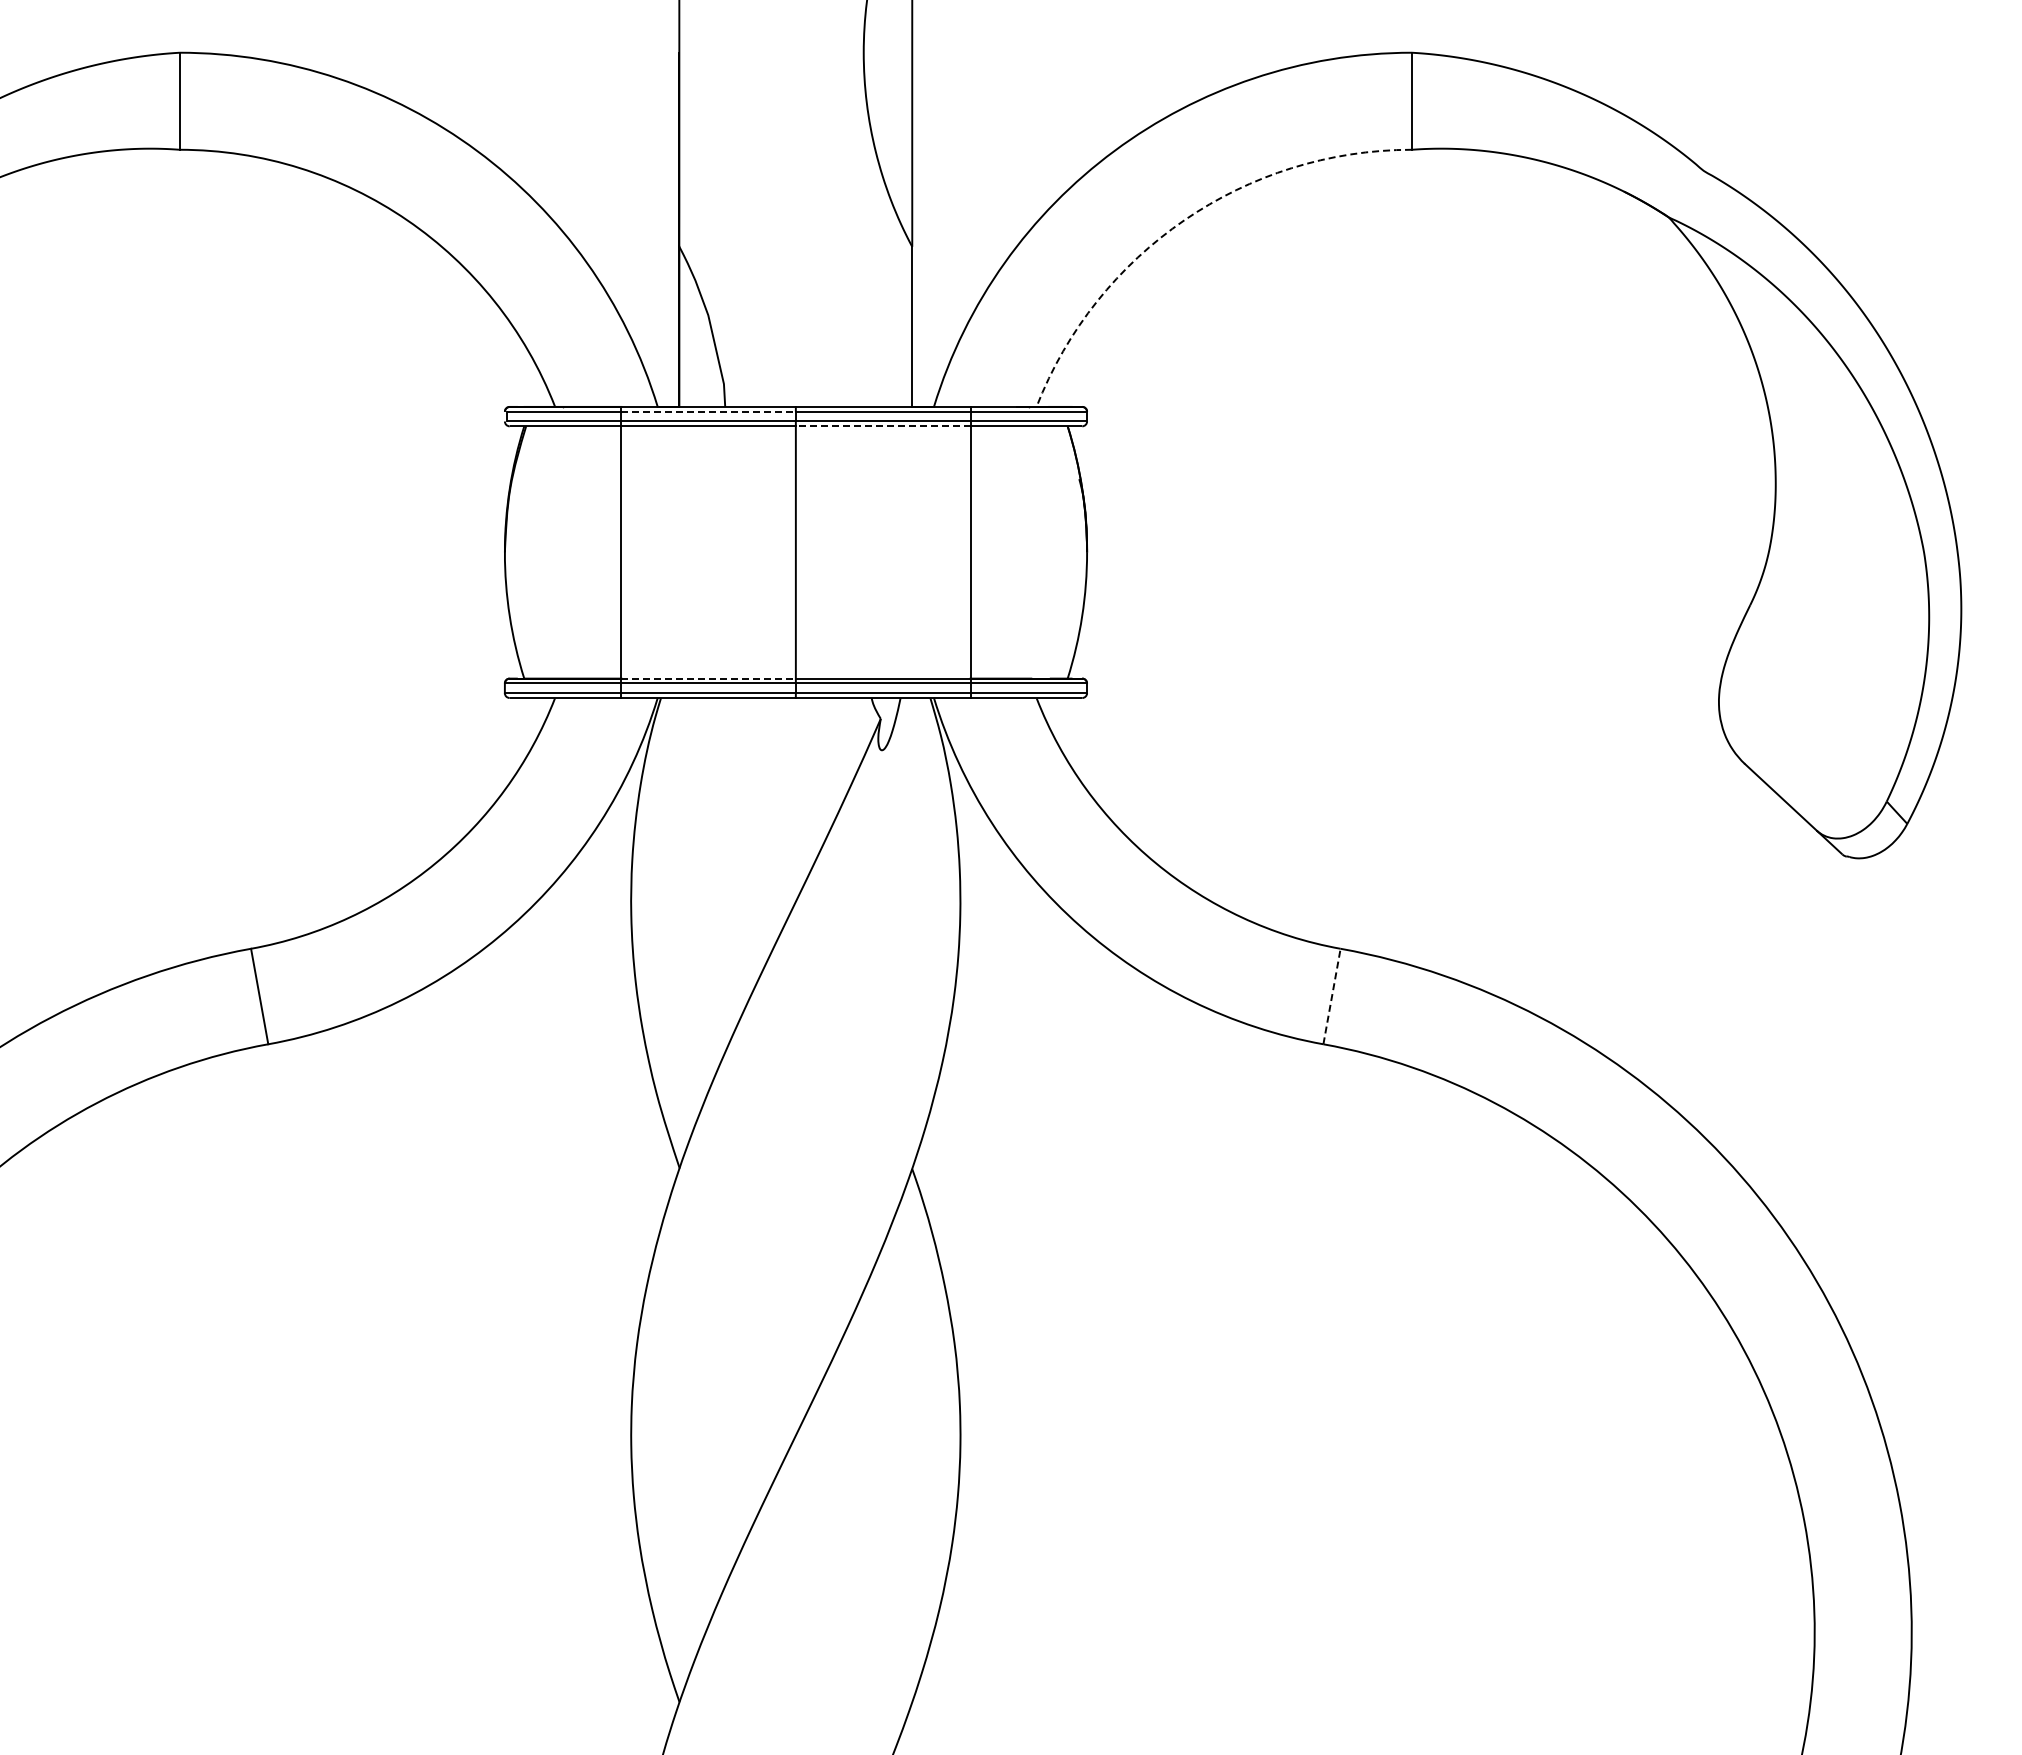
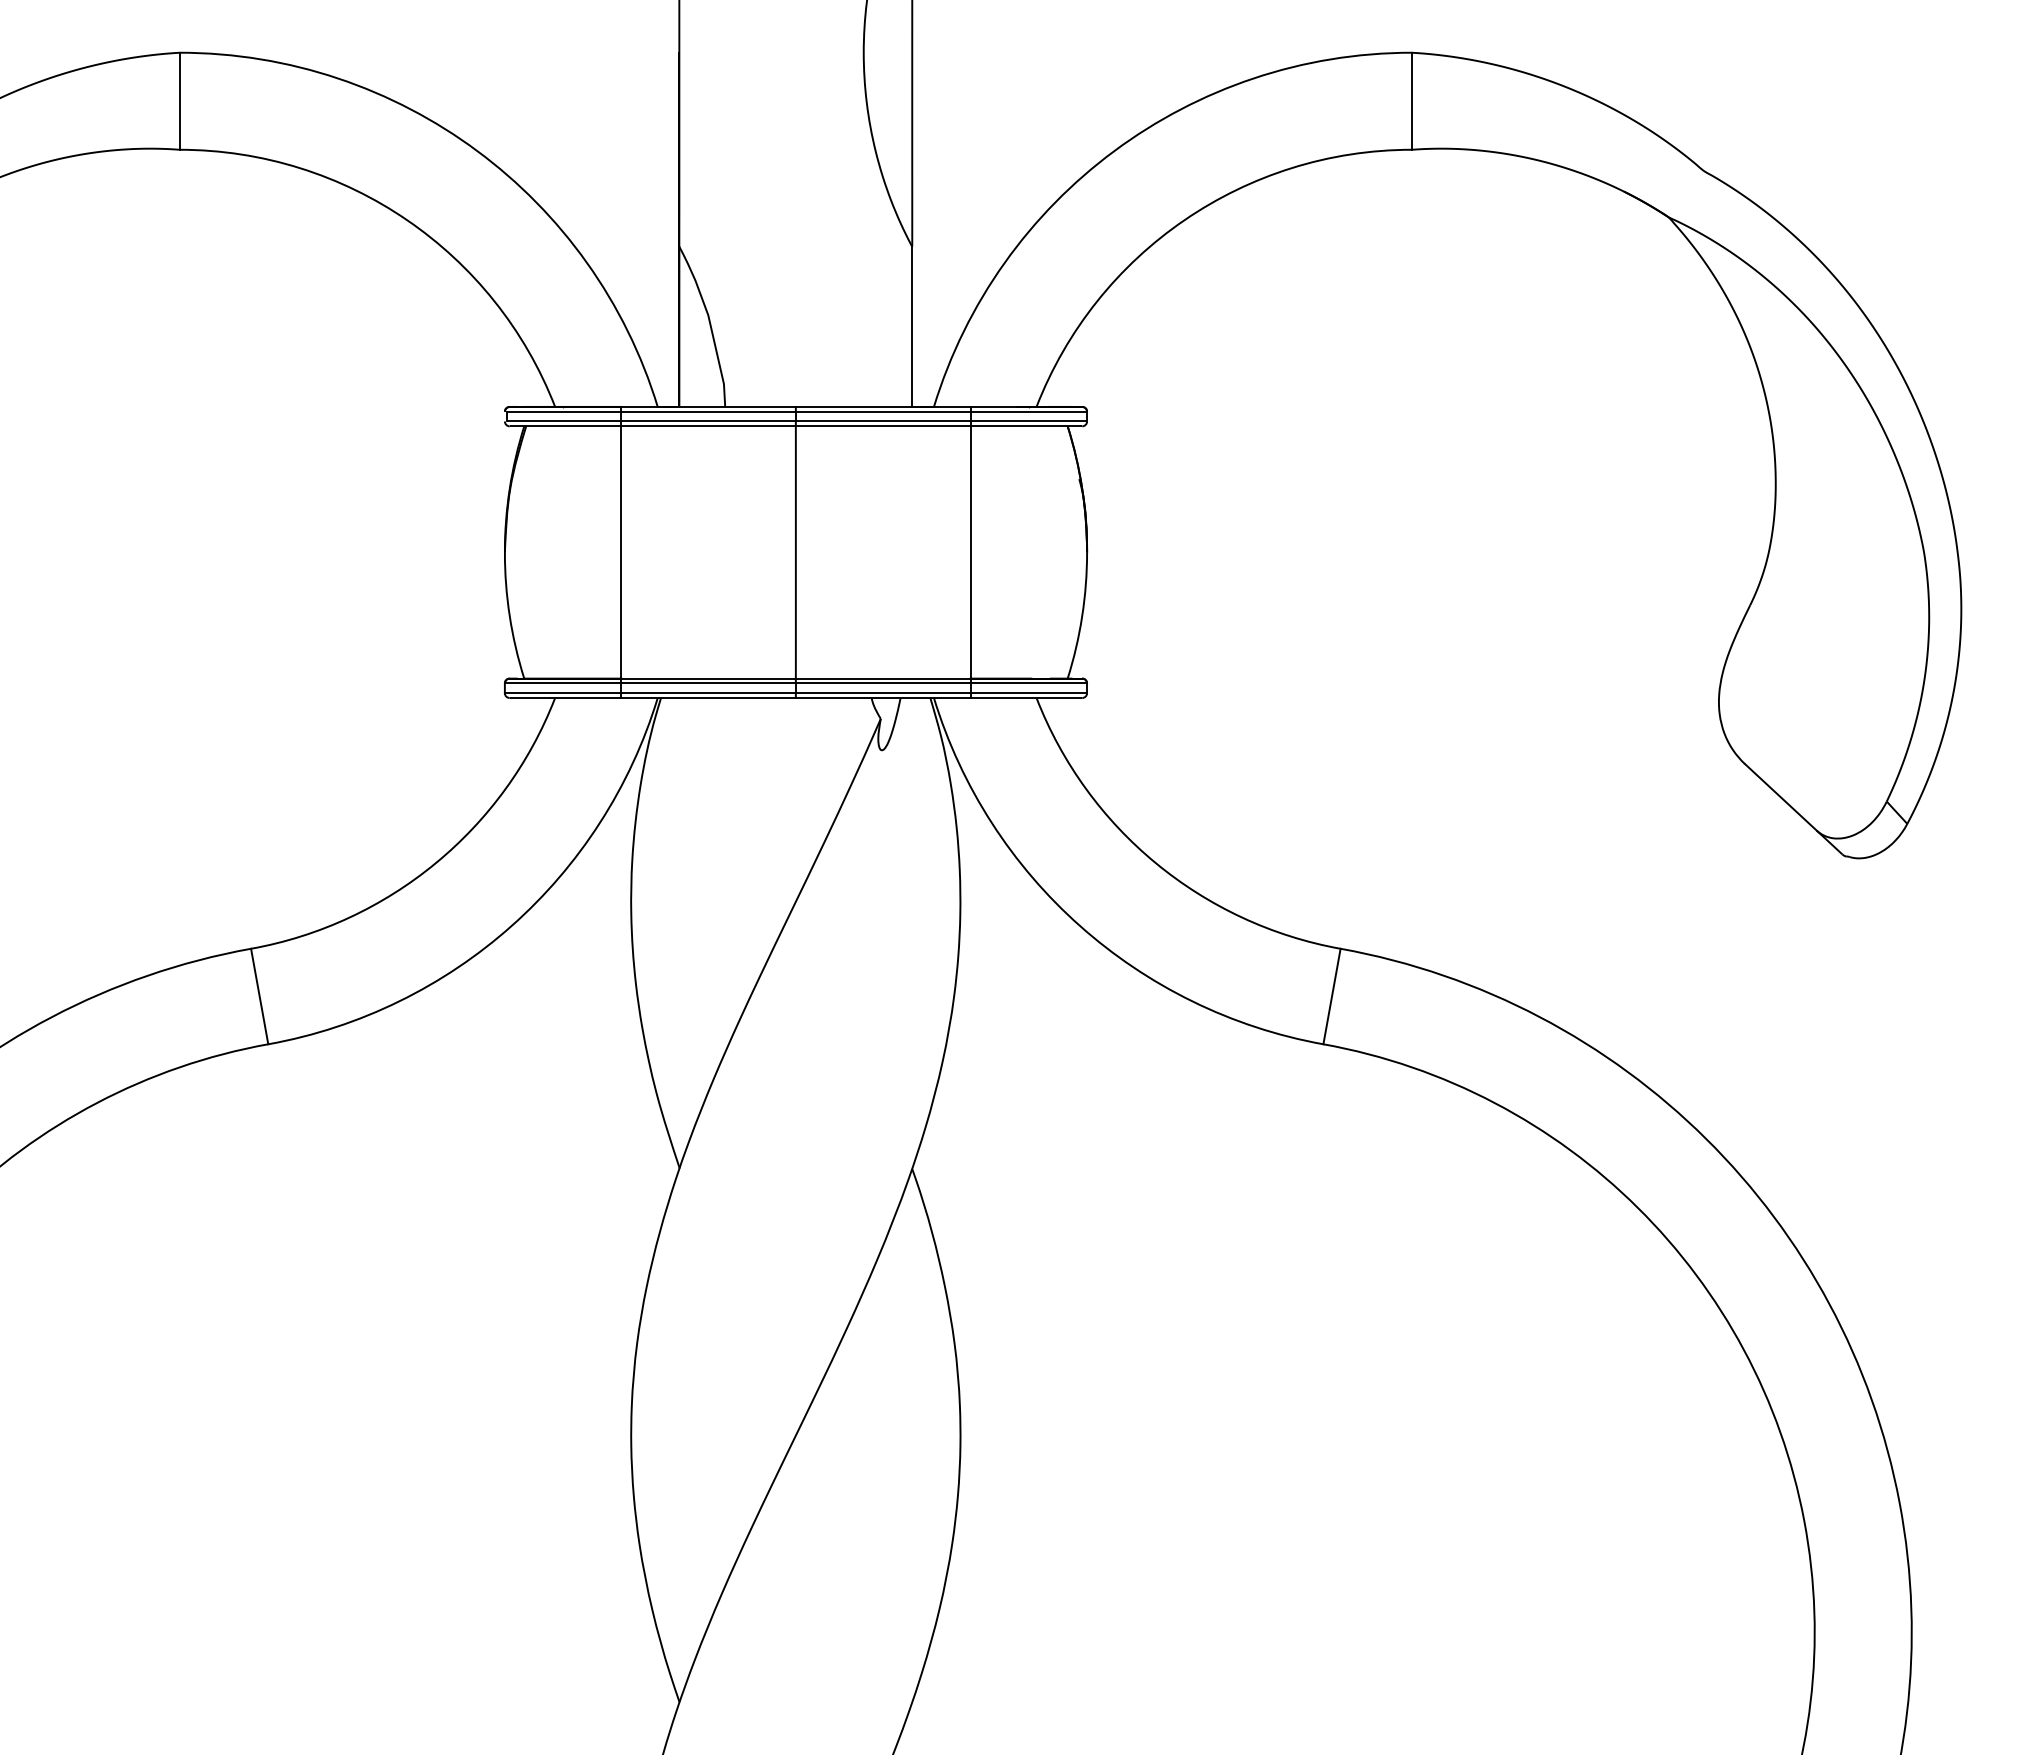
arc: dashed -> solid (1184, 220)
line: dashed -> solid (709, 411)
line: dashed -> solid (882, 426)
line: dashed -> solid (709, 678)
line: dashed -> solid (1332, 996)
